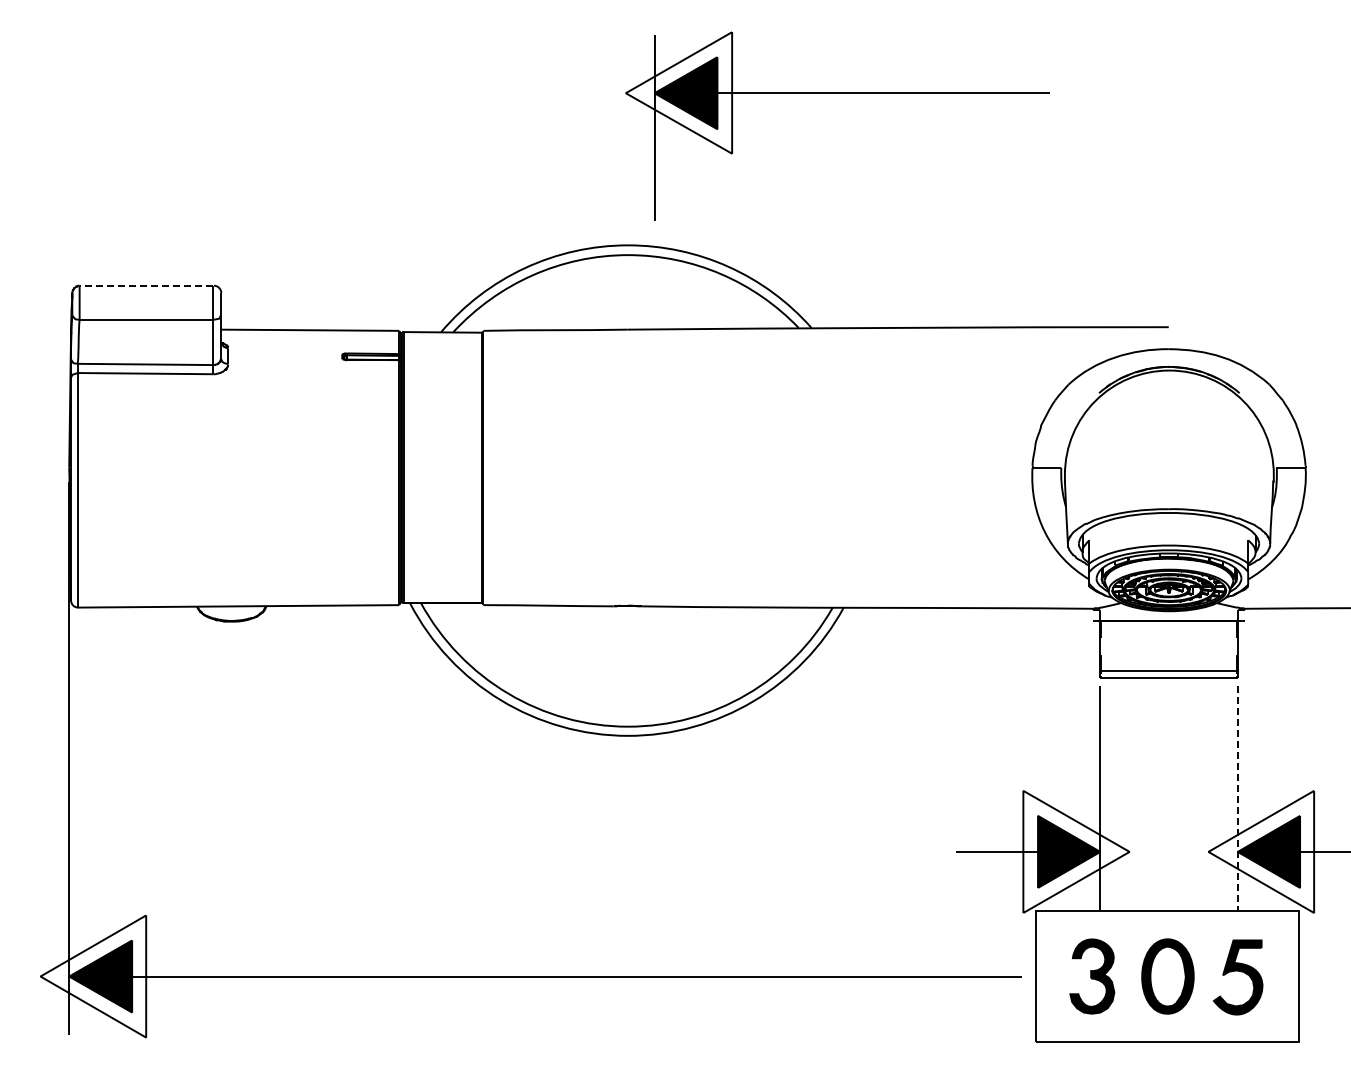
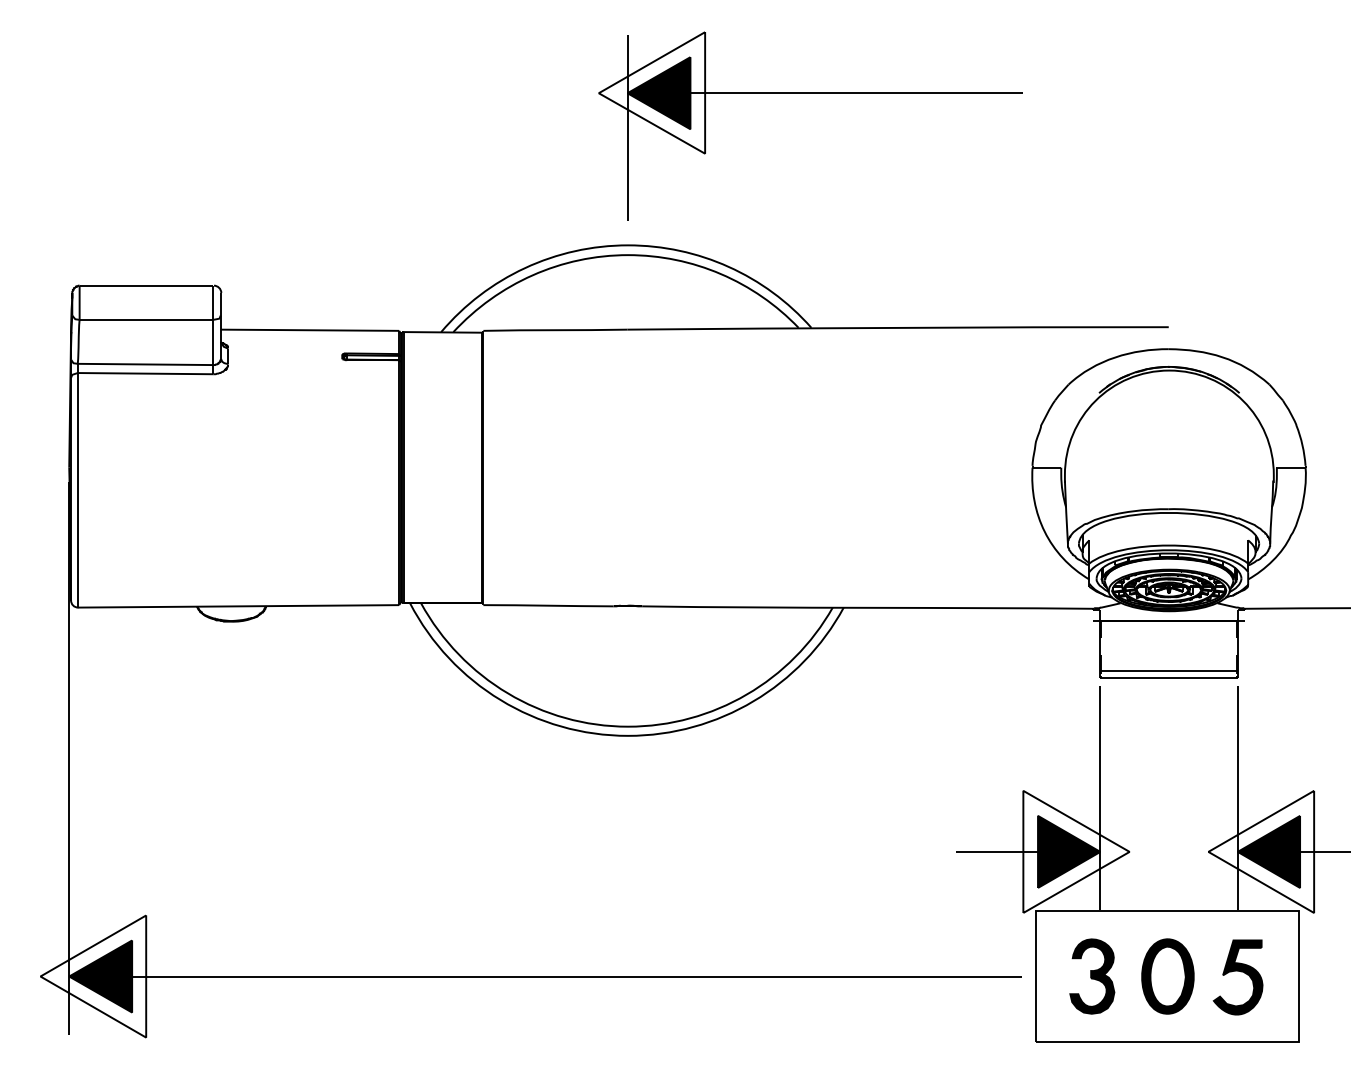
part position: (837, 93) -> (810, 93) (810, 93)
line: dashed -> solid (146, 285)
line: dashed -> solid (1237, 798)
